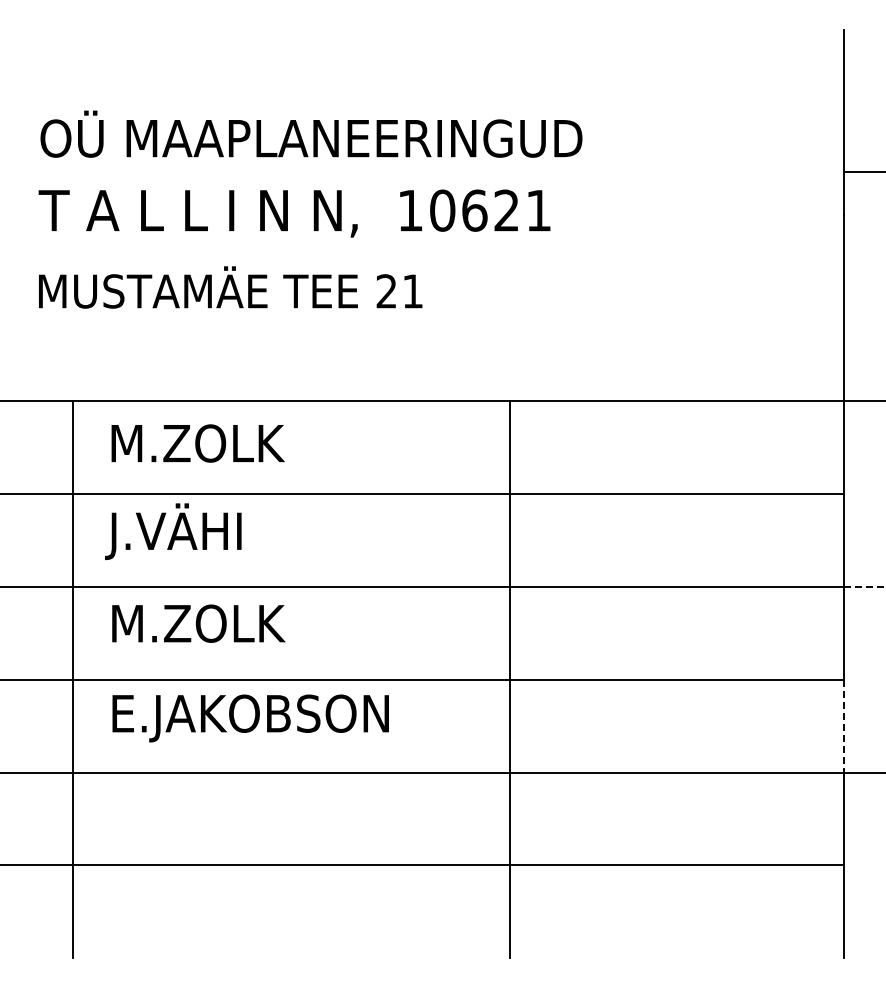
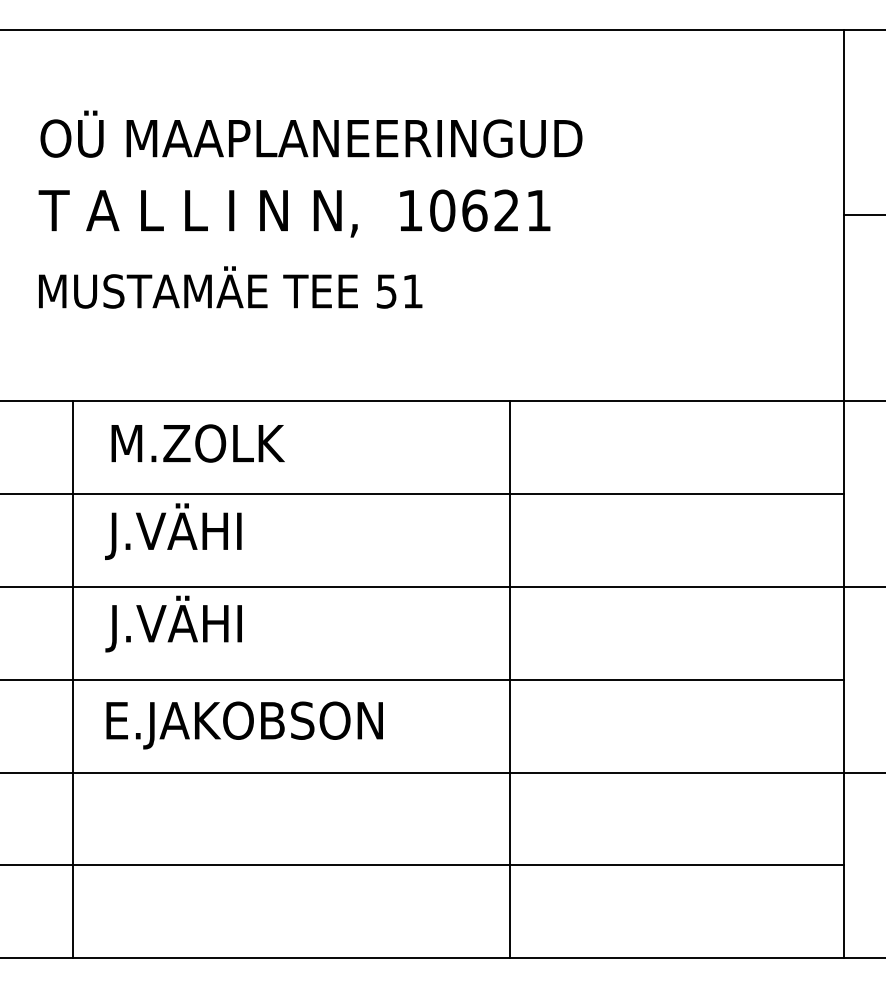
line: none -> present (442, 29)
line position: (862, 172) -> (862, 215) (862, 215)
text: 21 -> 51 (386, 291)
line: dashed -> solid (864, 586)
text: M.ZOLK -> J.VÄHI (195, 623)
text position: (250, 718) -> (244, 725) (244, 725)
line: dashed -> solid (843, 726)
line: none -> present (442, 958)
